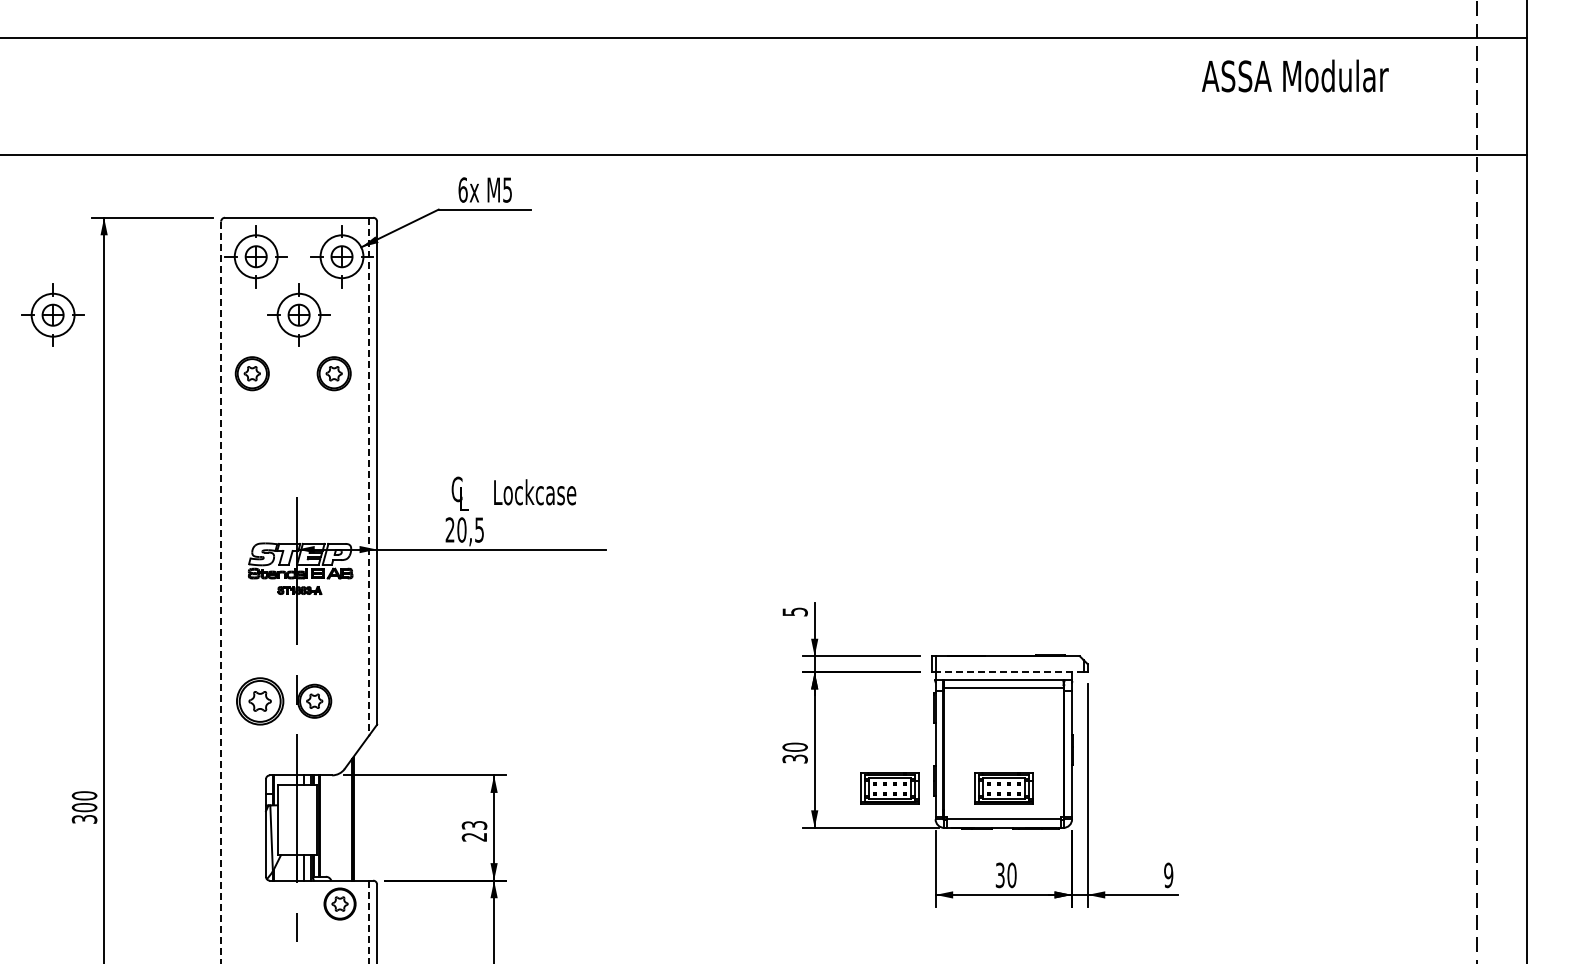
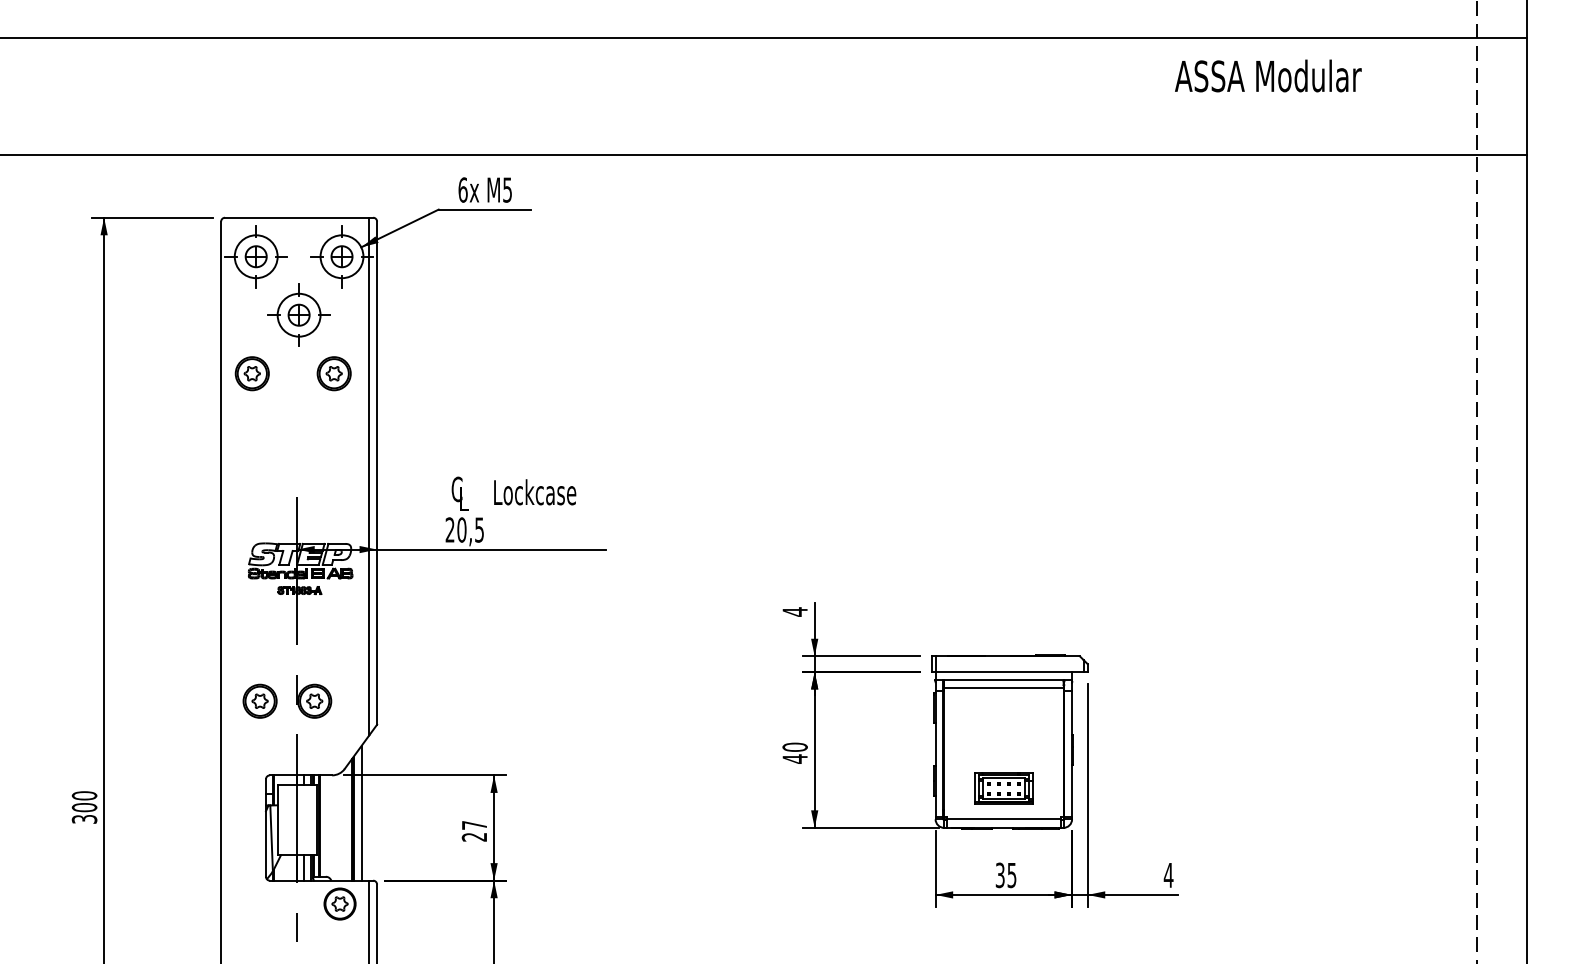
text position: (1295, 75) -> (1268, 75) (1268, 75)
part: present -> none (52, 314)
line: dashed -> solid (369, 476)
line: dashed -> solid (221, 592)
text: 5 -> 4 (794, 611)
line: dashed -> solid (1009, 671)
part size: 49x49 px -> 36x36 px (259, 700)
text: 30 -> 40 (794, 758)
part: present -> none (889, 788)
line: none -> present (361, 813)
text: 23 -> 27 (474, 825)
text: 30 -> 35 (1011, 875)
text: 9 -> 4 (1168, 875)
line: dashed -> solid (369, 922)
